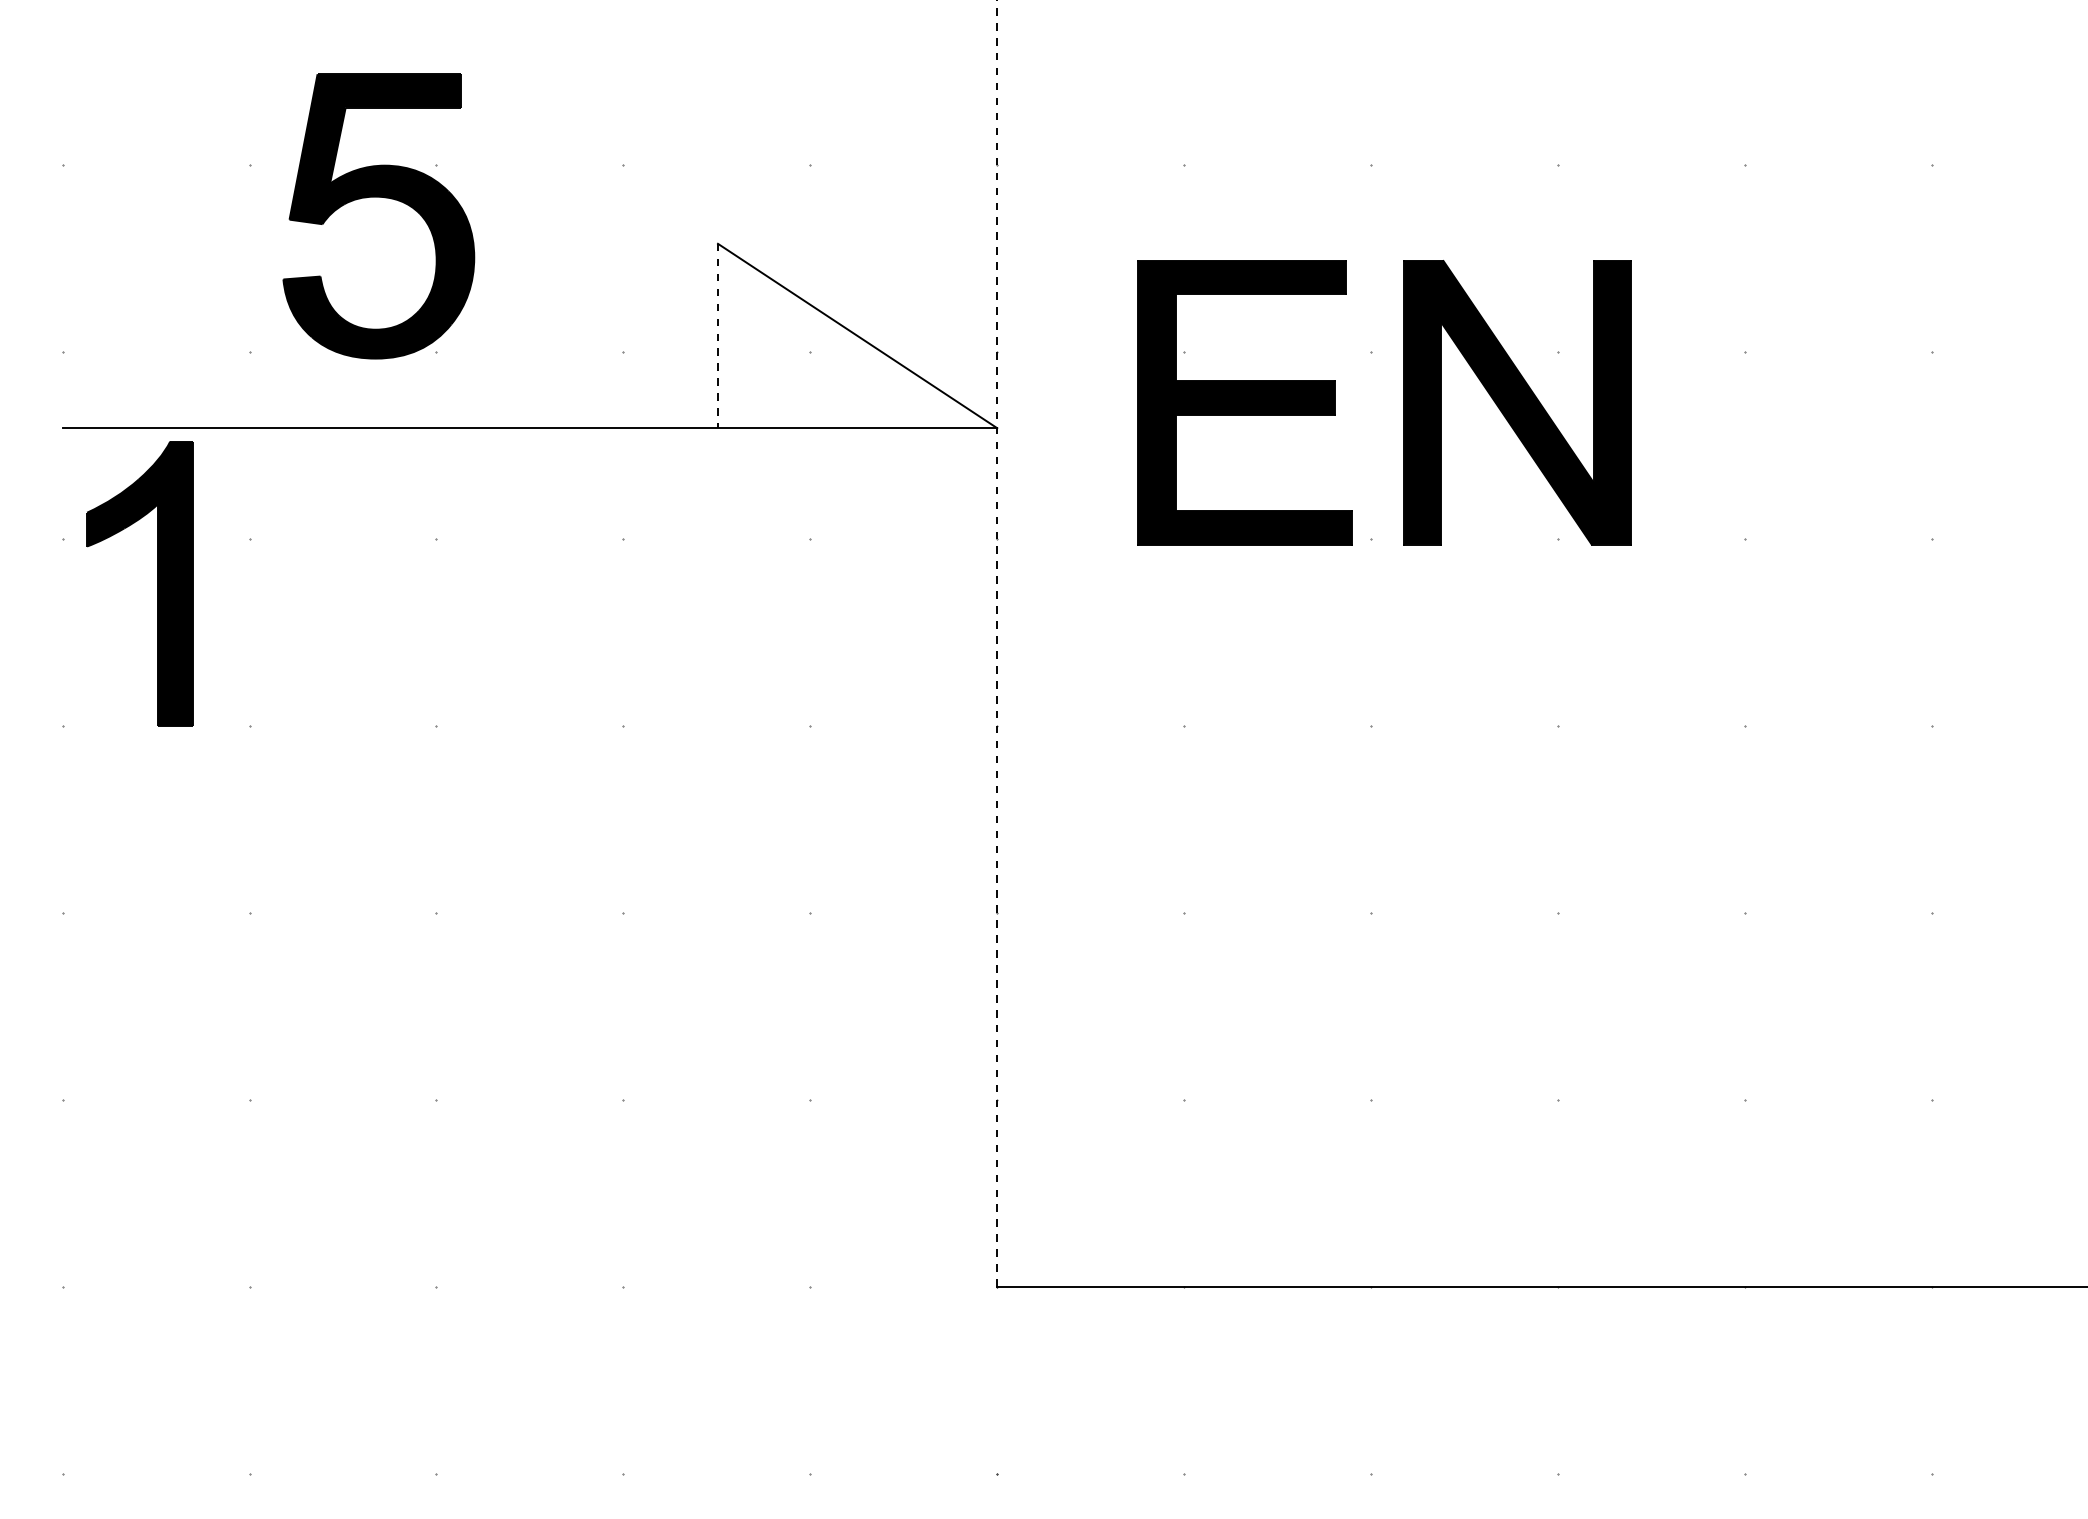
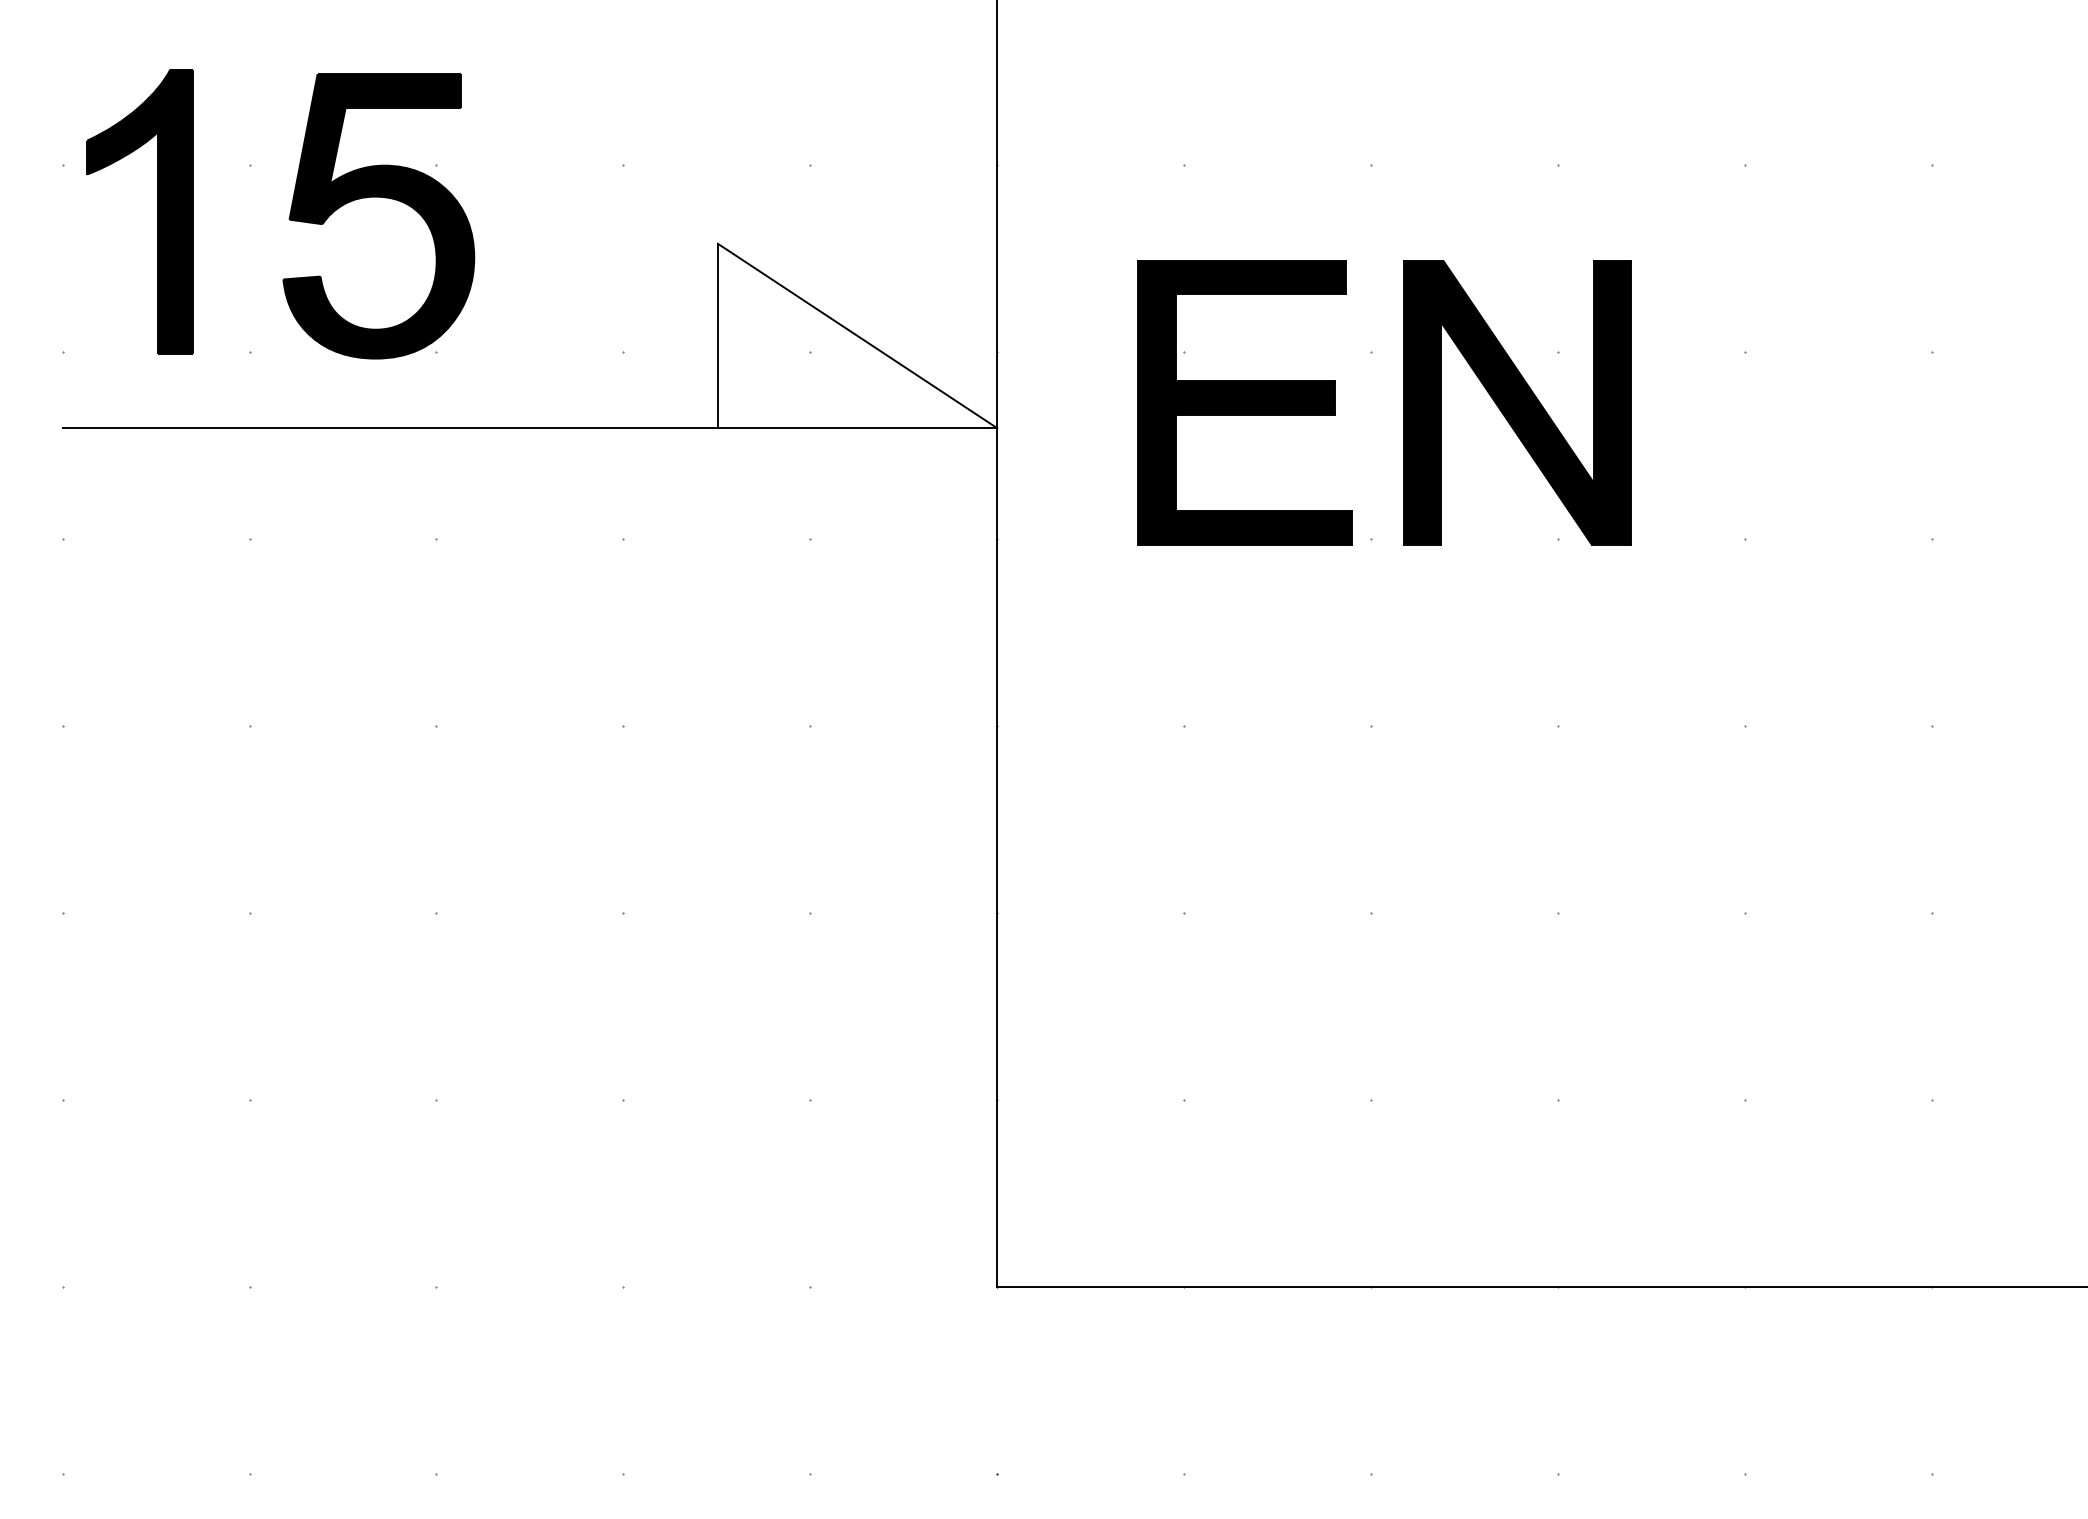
line: dashed -> solid (717, 336)
part position: (157, 583) -> (157, 211) (157, 211)
line: dashed -> solid (997, 643)
